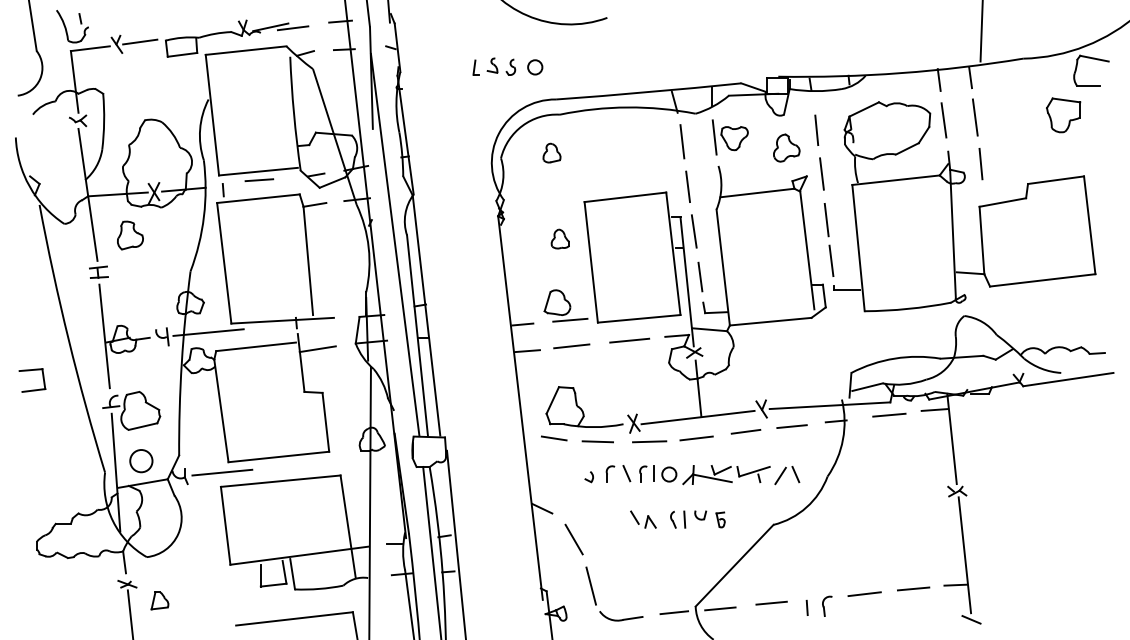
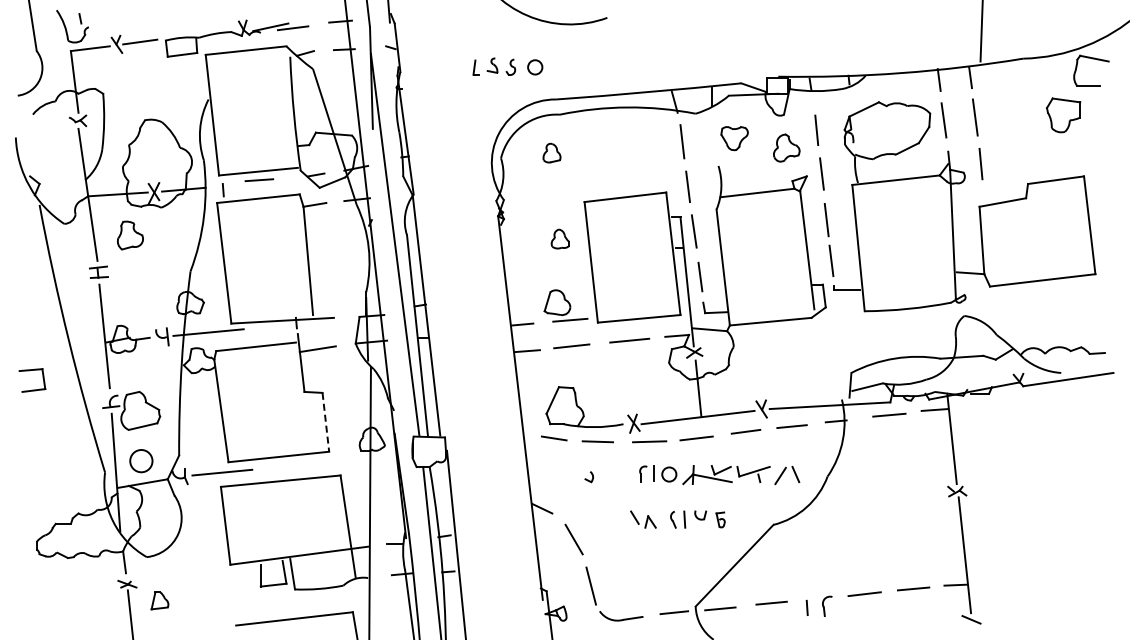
line: present -> none (714, 137)
line: solid -> dashed (325, 422)
part: present -> none (624, 471)
